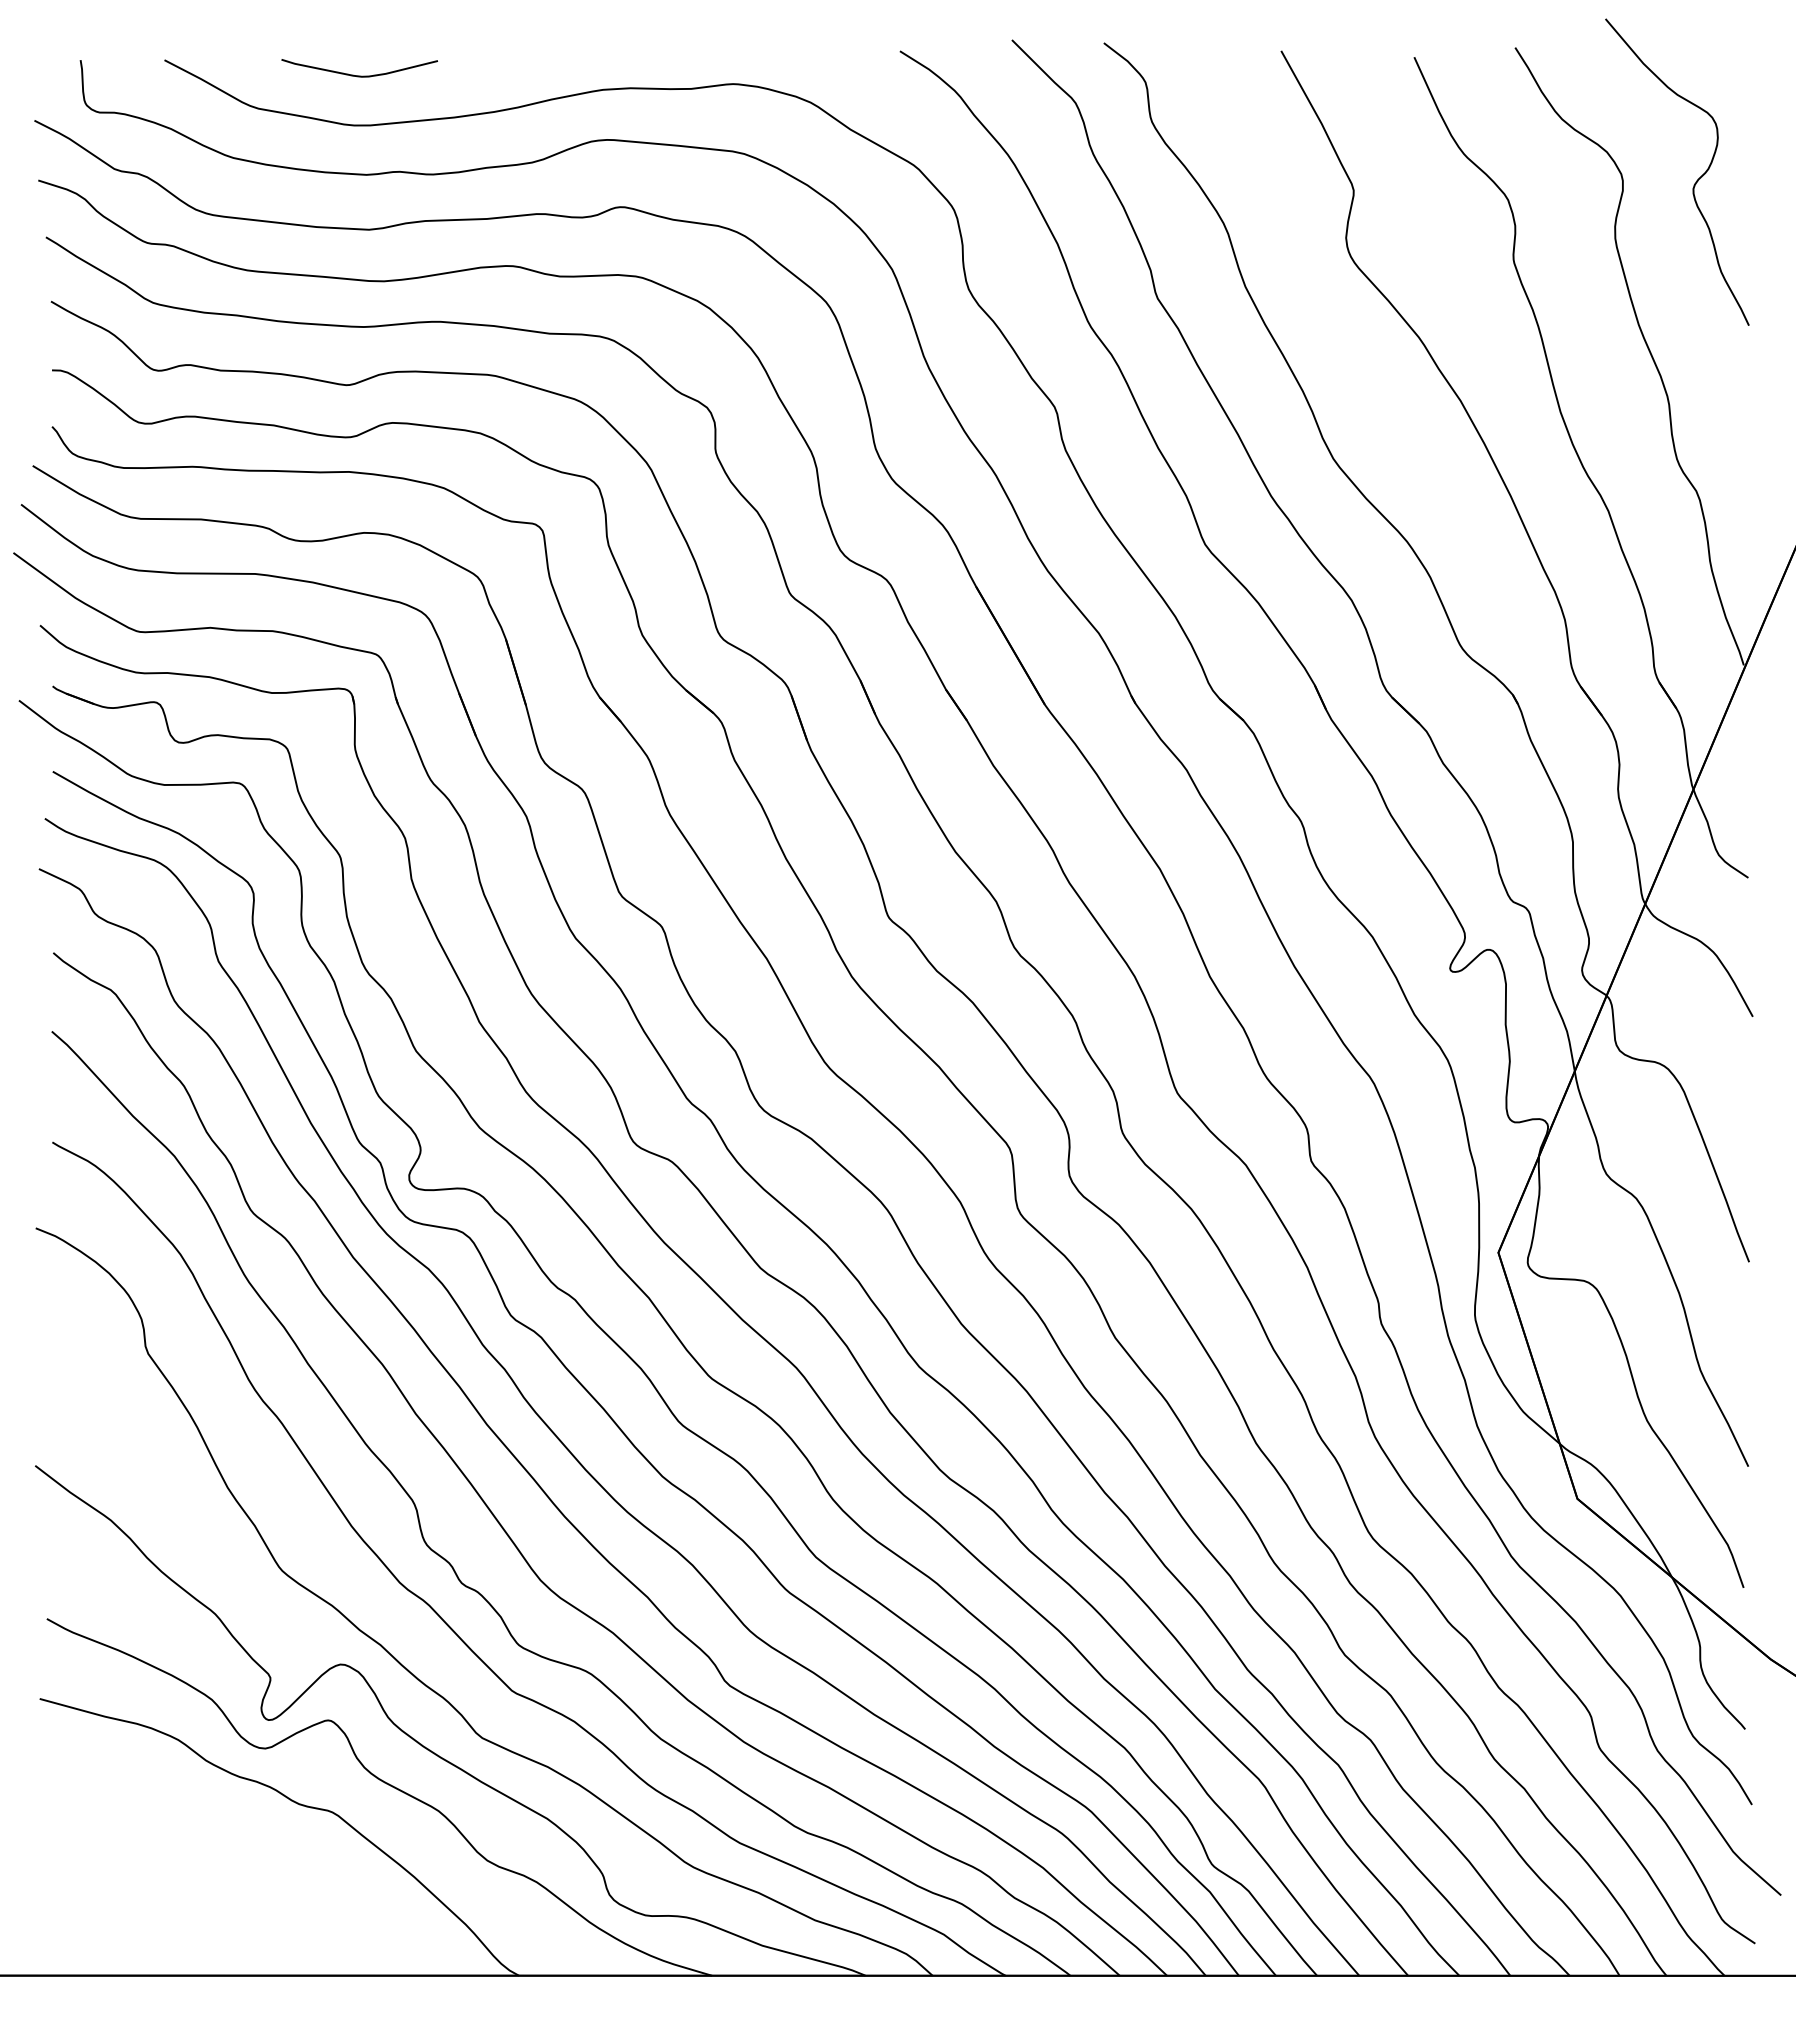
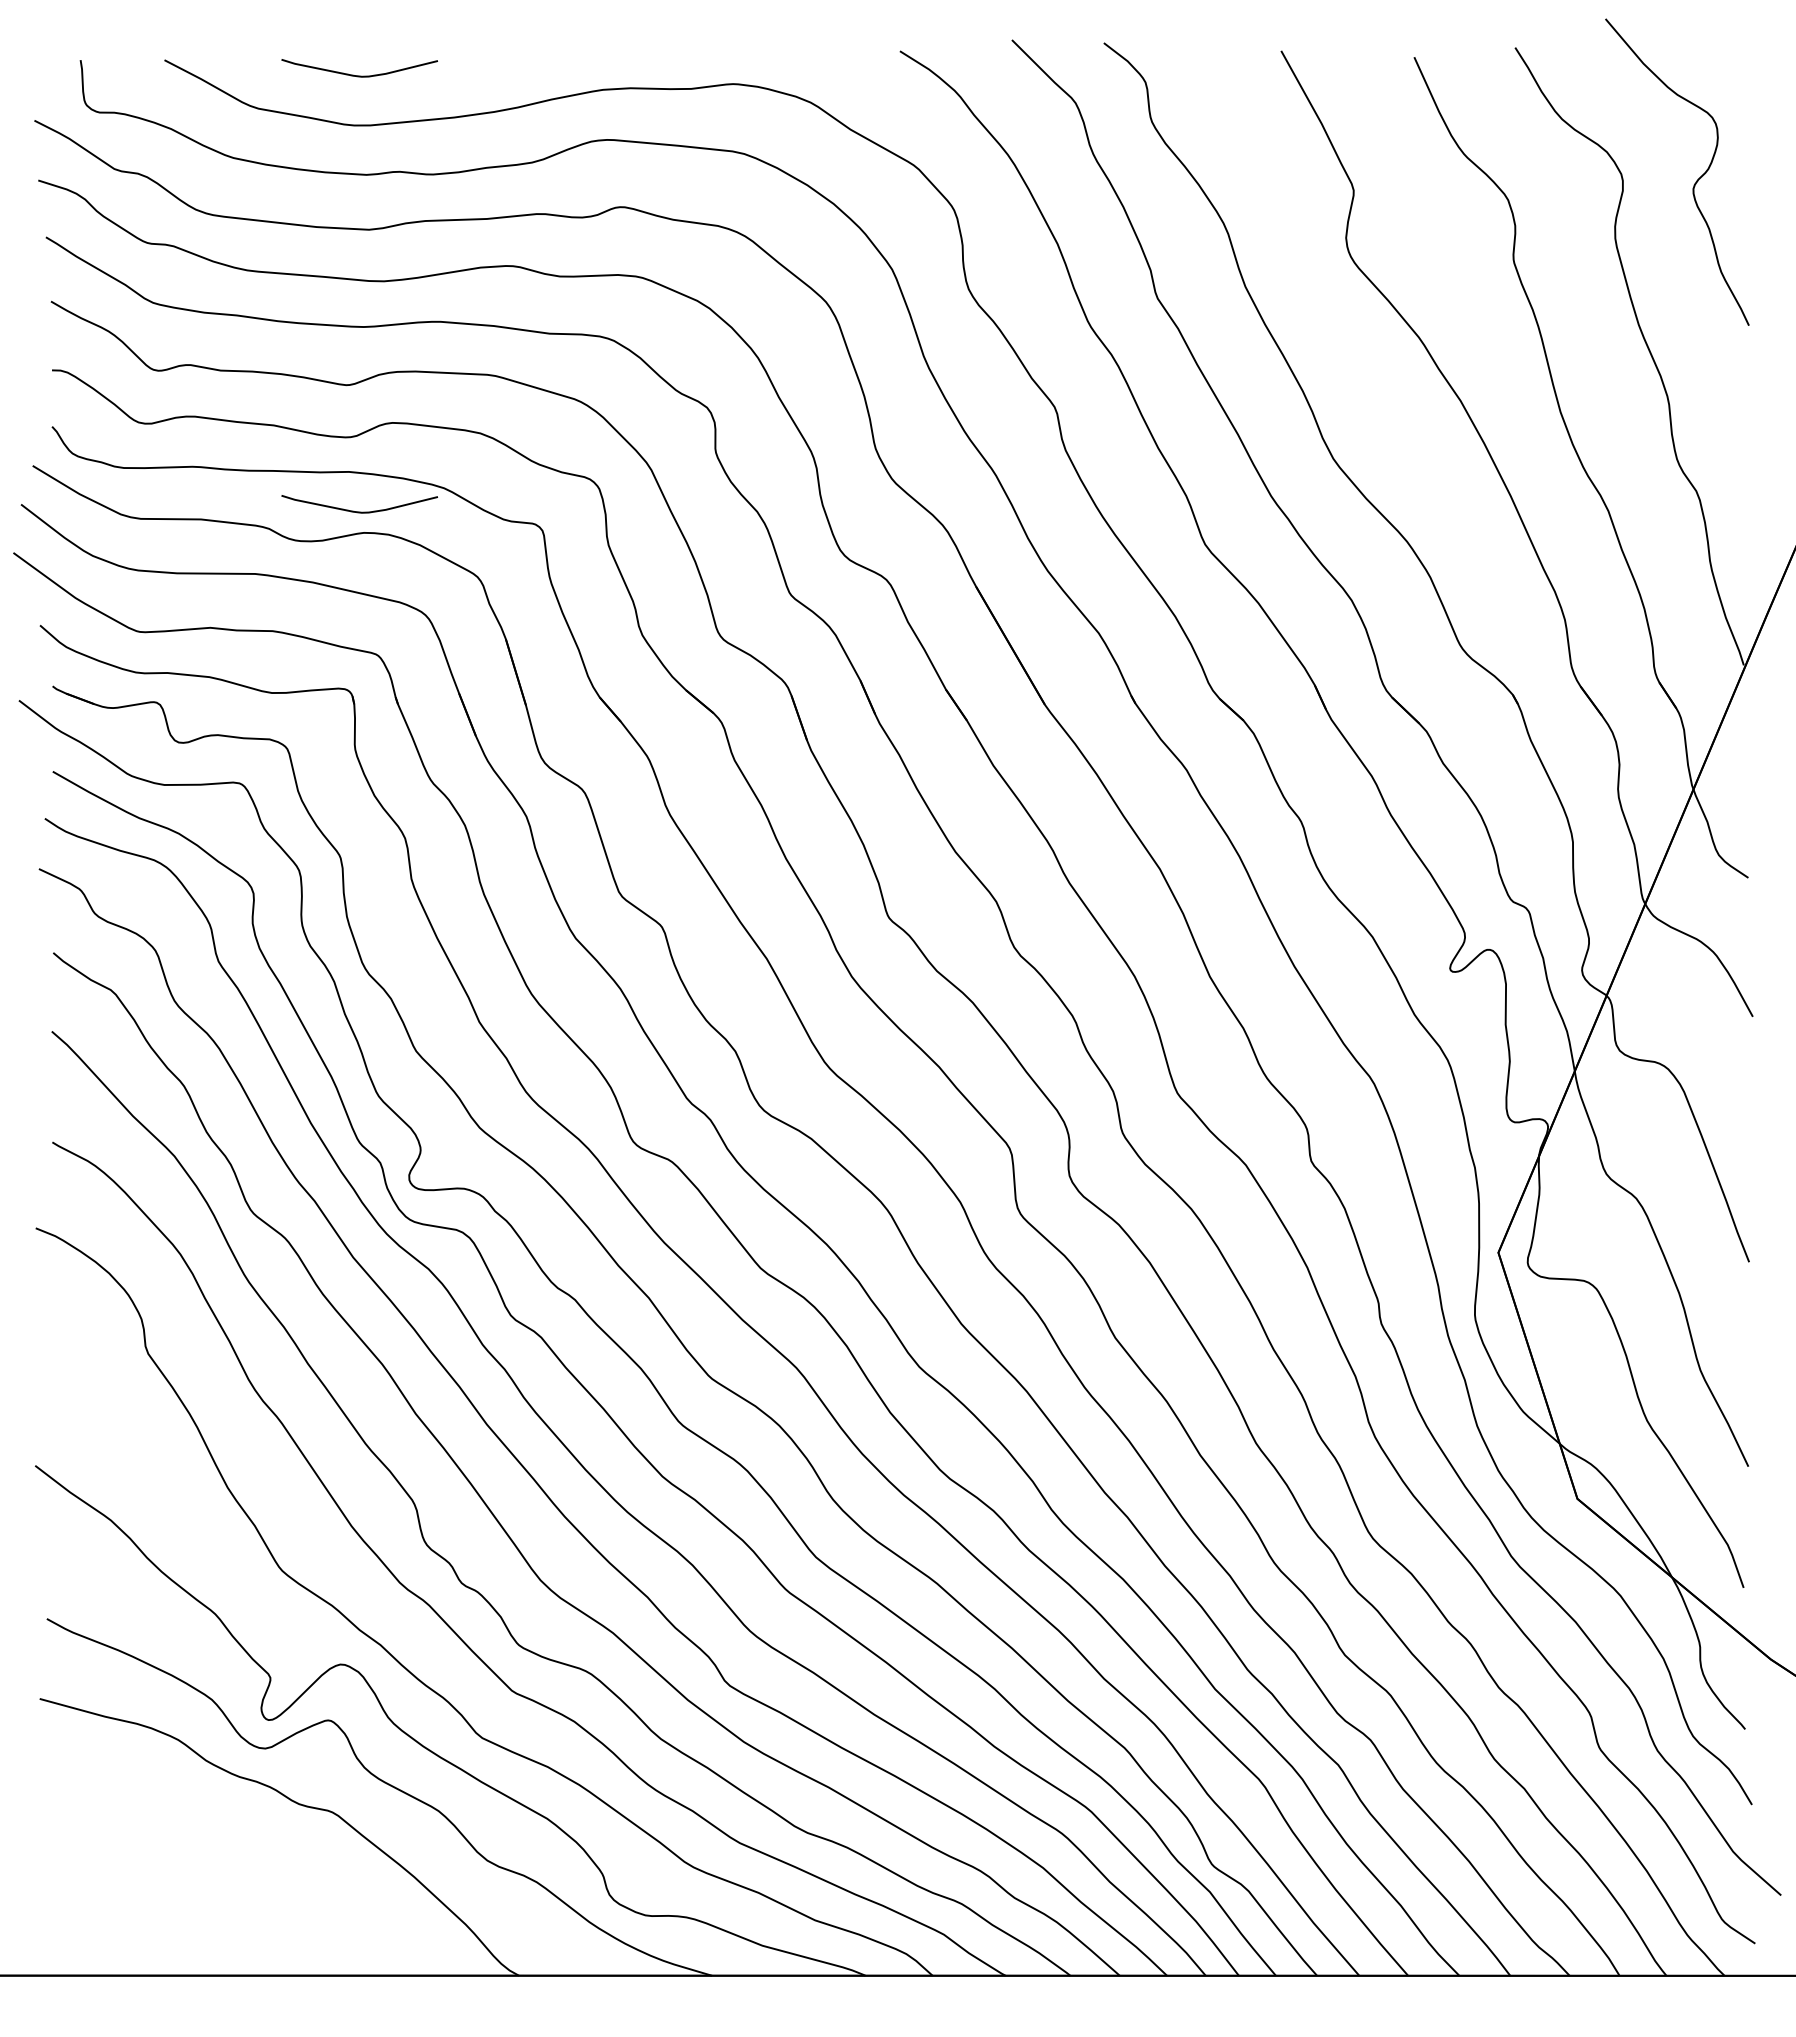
curve: none -> present (359, 511)
